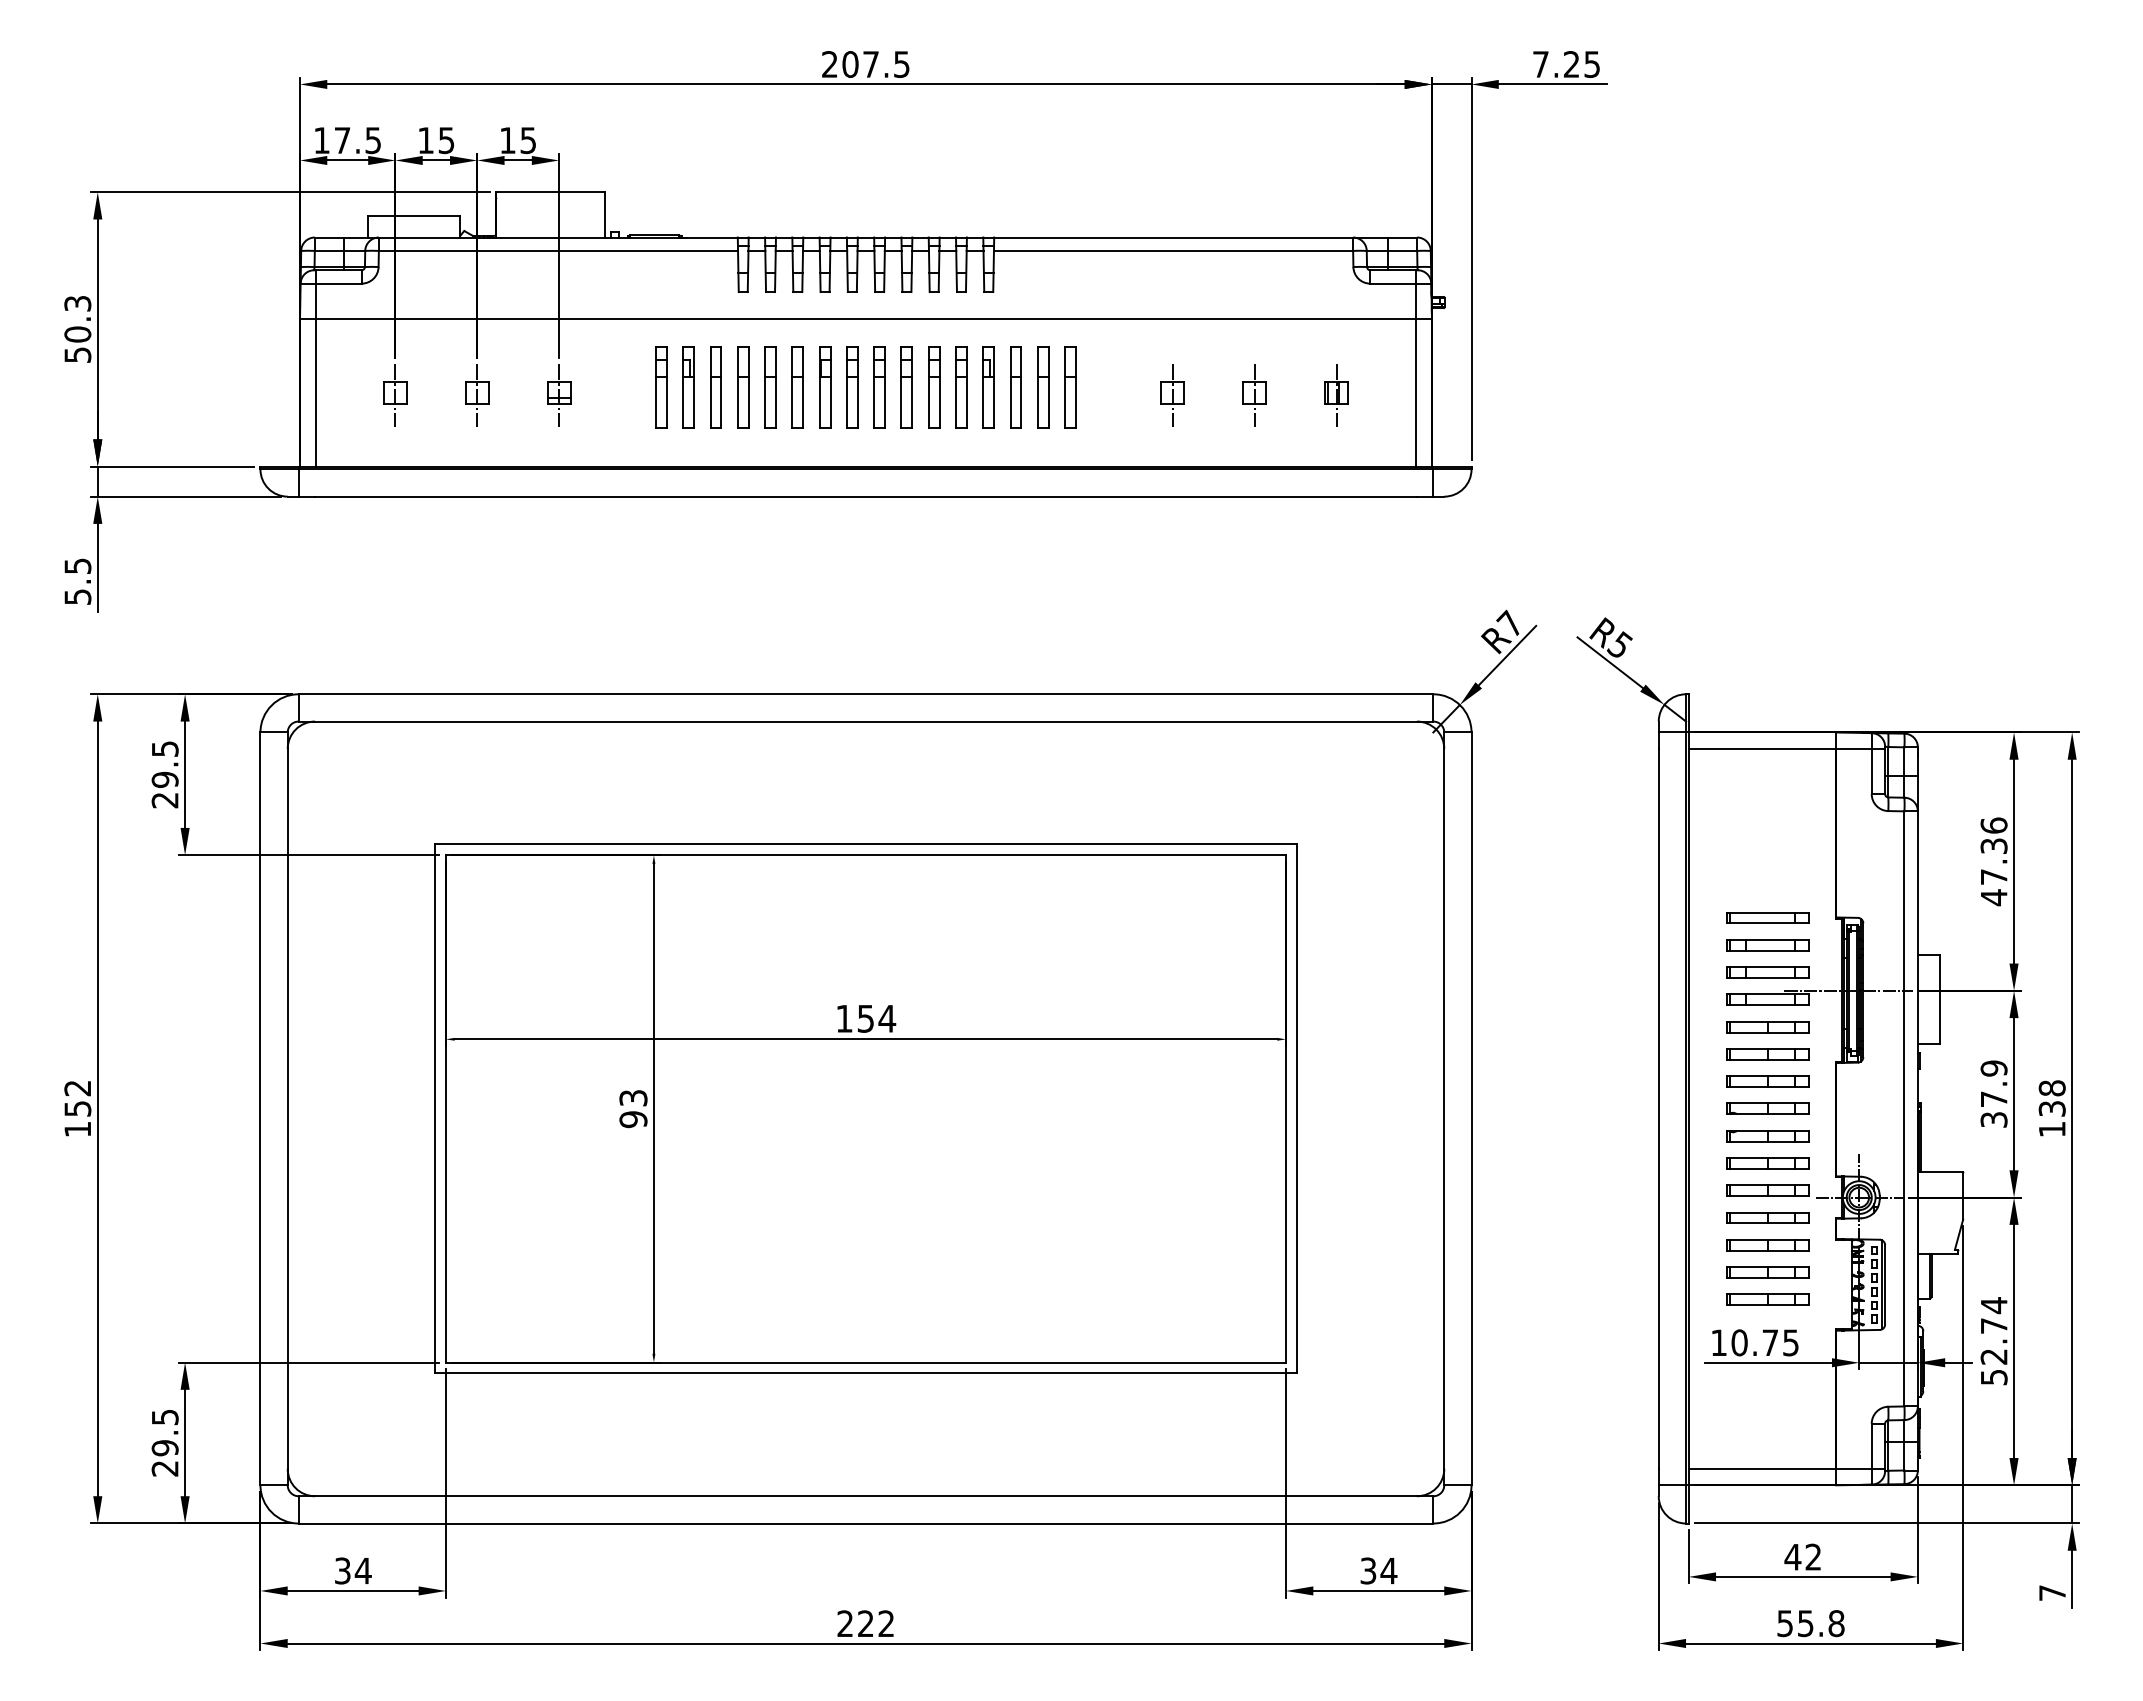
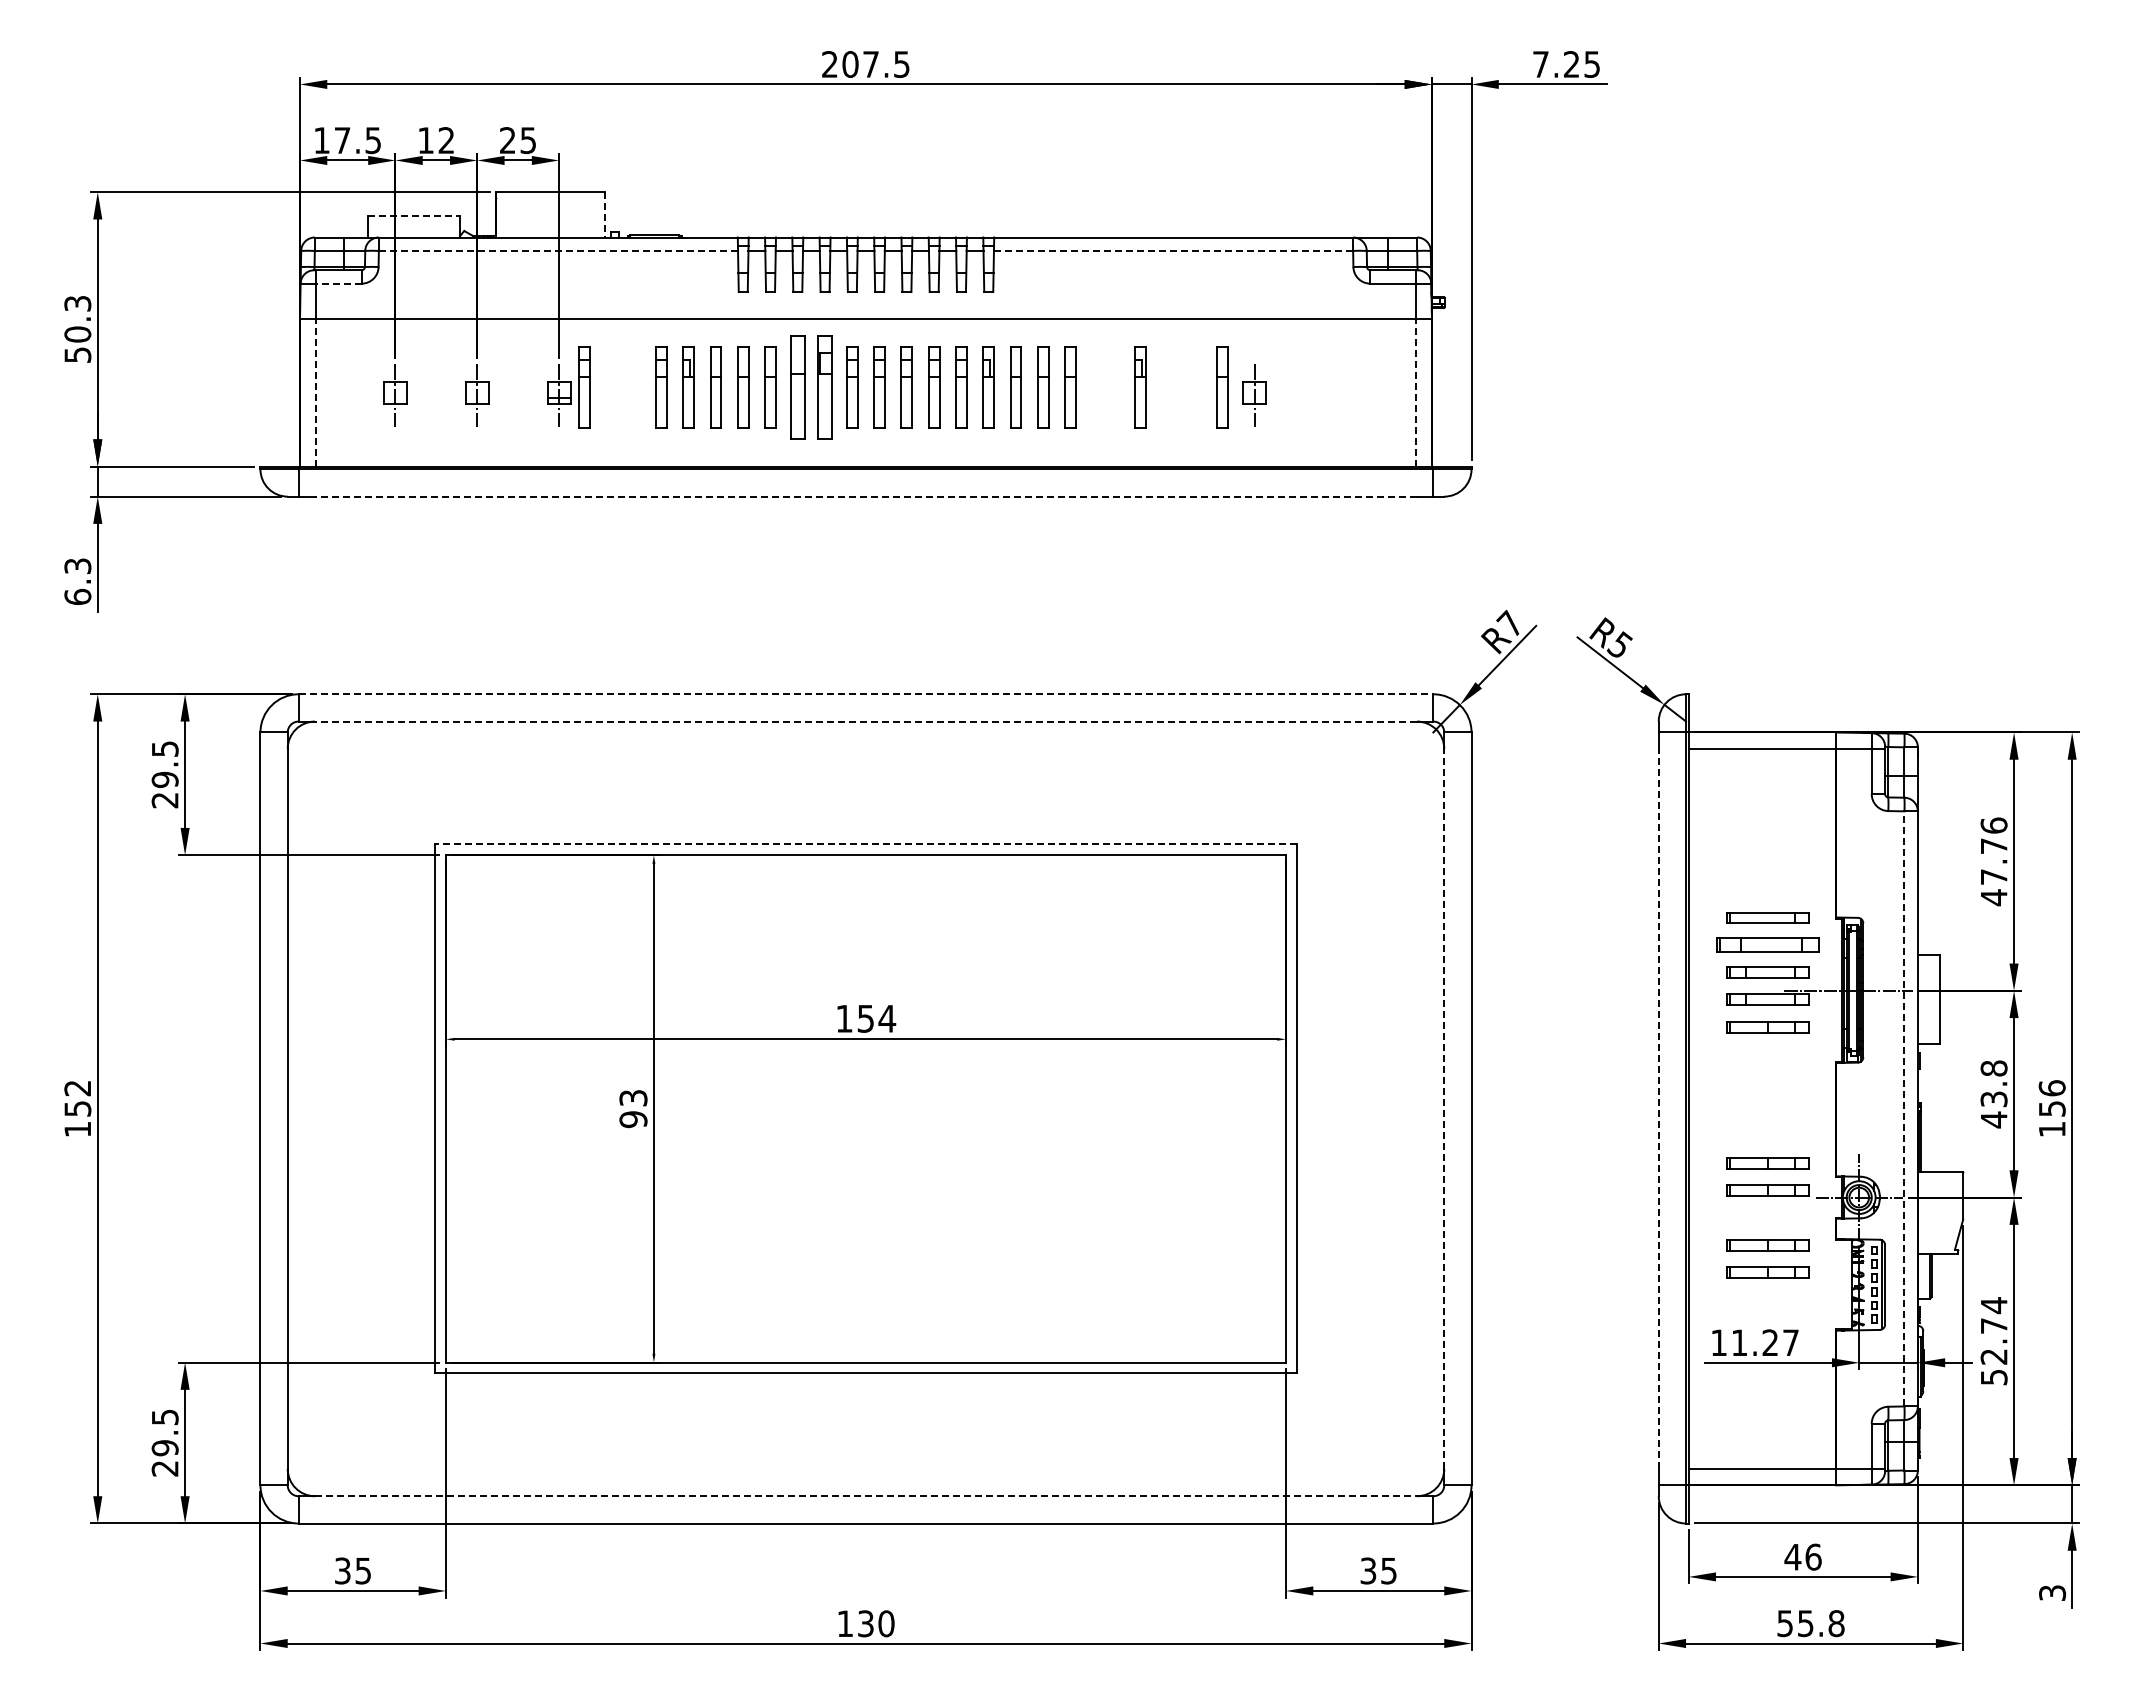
text: 15 -> 12 (446, 140)
text: 15 -> 25 (507, 140)
line: solid -> dashed (605, 214)
line: solid -> dashed (414, 215)
line: solid -> dashed (558, 250)
line: solid -> dashed (1173, 250)
line: solid -> dashed (339, 283)
part: none -> present (584, 387)
part size: 13x83 px -> 16x105 px (797, 387)
part size: 13x83 px -> 16x105 px (824, 387)
part: none -> present (1140, 387)
part: none -> present (1222, 387)
line: solid -> dashed (316, 393)
line: solid -> dashed (1415, 393)
part: present -> none (1172, 395)
part: present -> none (1336, 395)
line: solid -> dashed (866, 496)
text: 5.5 -> 6.3 (77, 581)
line: solid -> dashed (866, 694)
line: solid -> dashed (866, 721)
line: solid -> dashed (866, 844)
text: 47.36 -> 47.76 (1993, 845)
part size: 84x13 px -> 104x16 px (1767, 944)
part: present -> none (1767, 1054)
part: present -> none (1767, 1081)
text: 37.9 -> 43.8 (1993, 1094)
text: 138 -> 156 (2051, 1097)
line: solid -> dashed (1444, 1108)
line: solid -> dashed (1658, 1108)
part: present -> none (1767, 1108)
line: solid -> dashed (1904, 1108)
part: present -> none (1767, 1136)
part: present -> none (1767, 1217)
part: present -> none (1767, 1299)
text: 10.75 -> 11.27 (1764, 1342)
line: solid -> dashed (866, 1496)
text: 42 -> 46 (1813, 1556)
text: 34 -> 35 (362, 1571)
text: 34 -> 35 (1388, 1571)
text: 7 -> 3 (2052, 1592)
text: 222 -> 130 (865, 1623)
